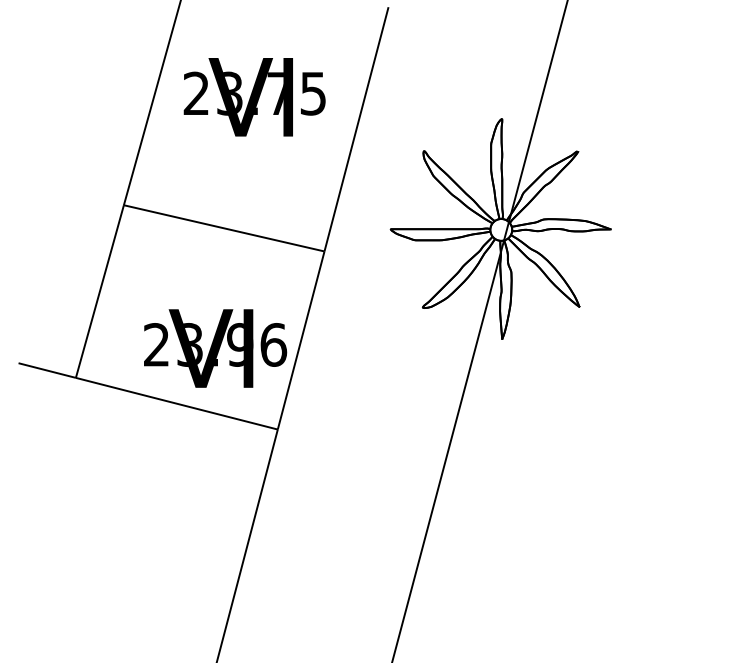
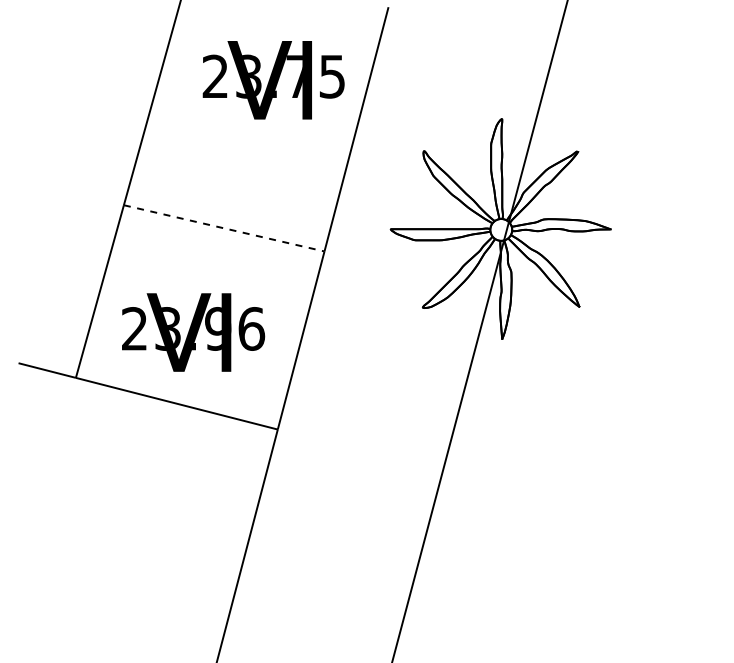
text position: (254, 97) -> (273, 80) (273, 80)
line: solid -> dashed (224, 228)
text position: (215, 348) -> (193, 332) (193, 332)
